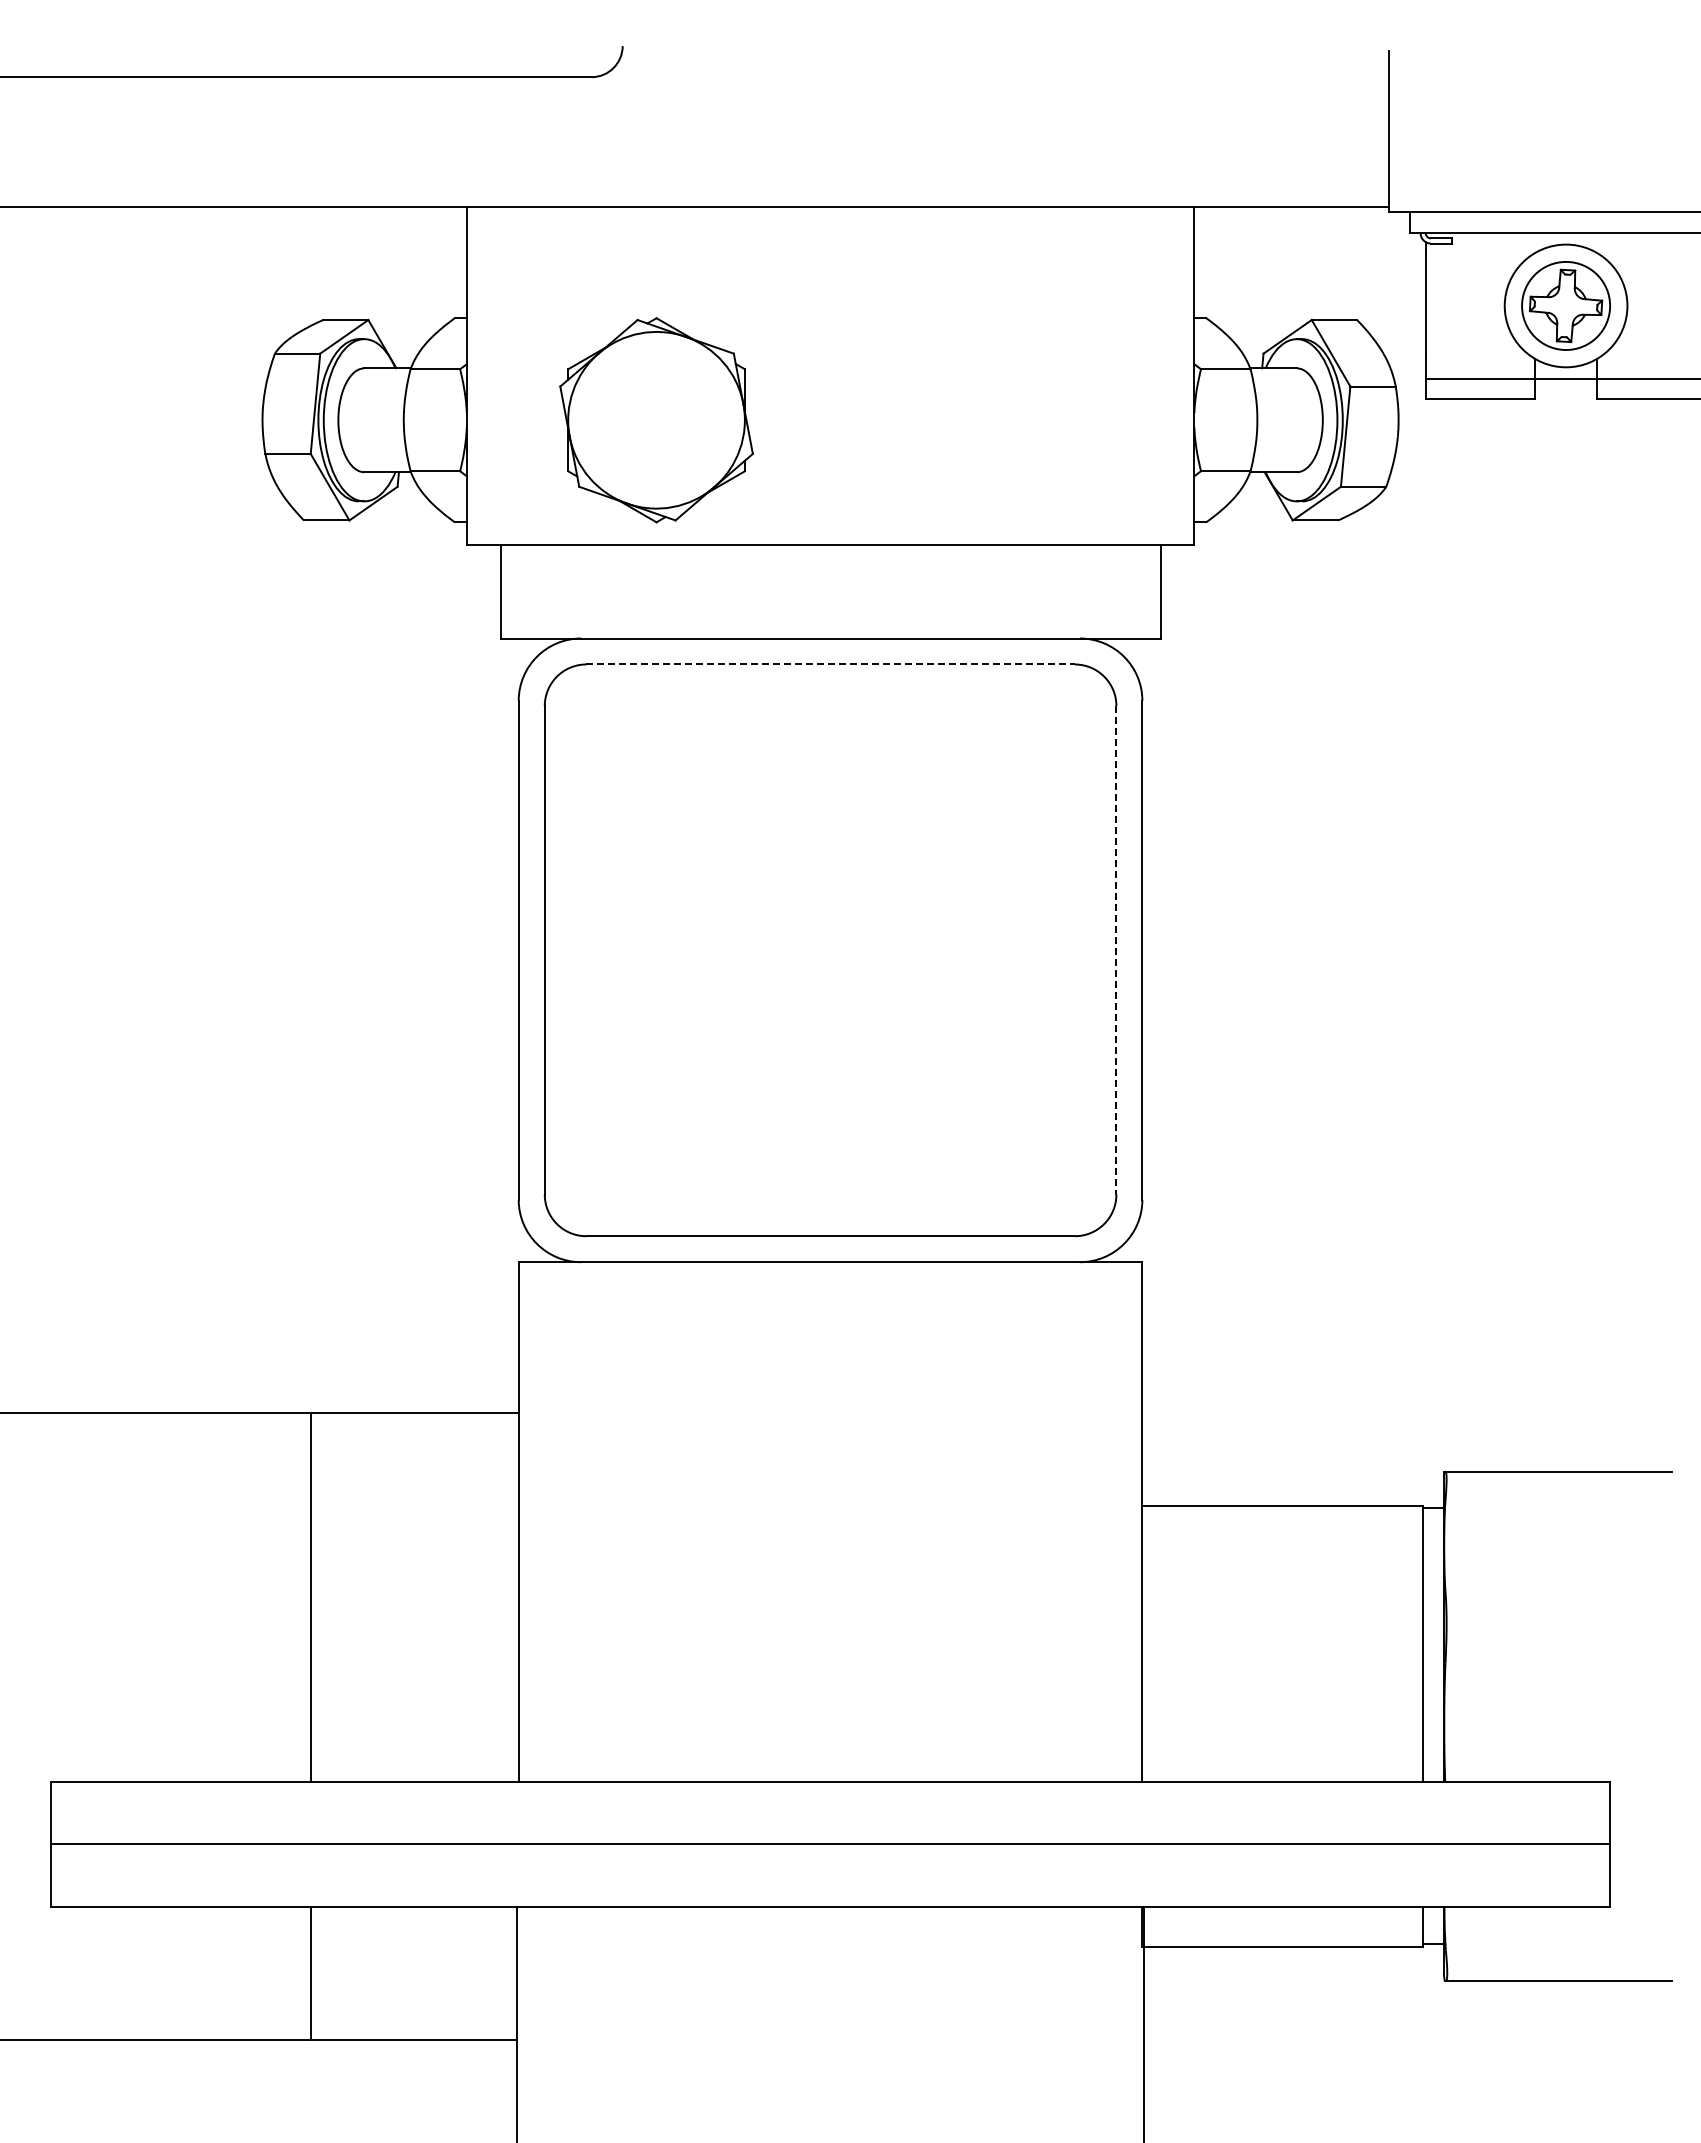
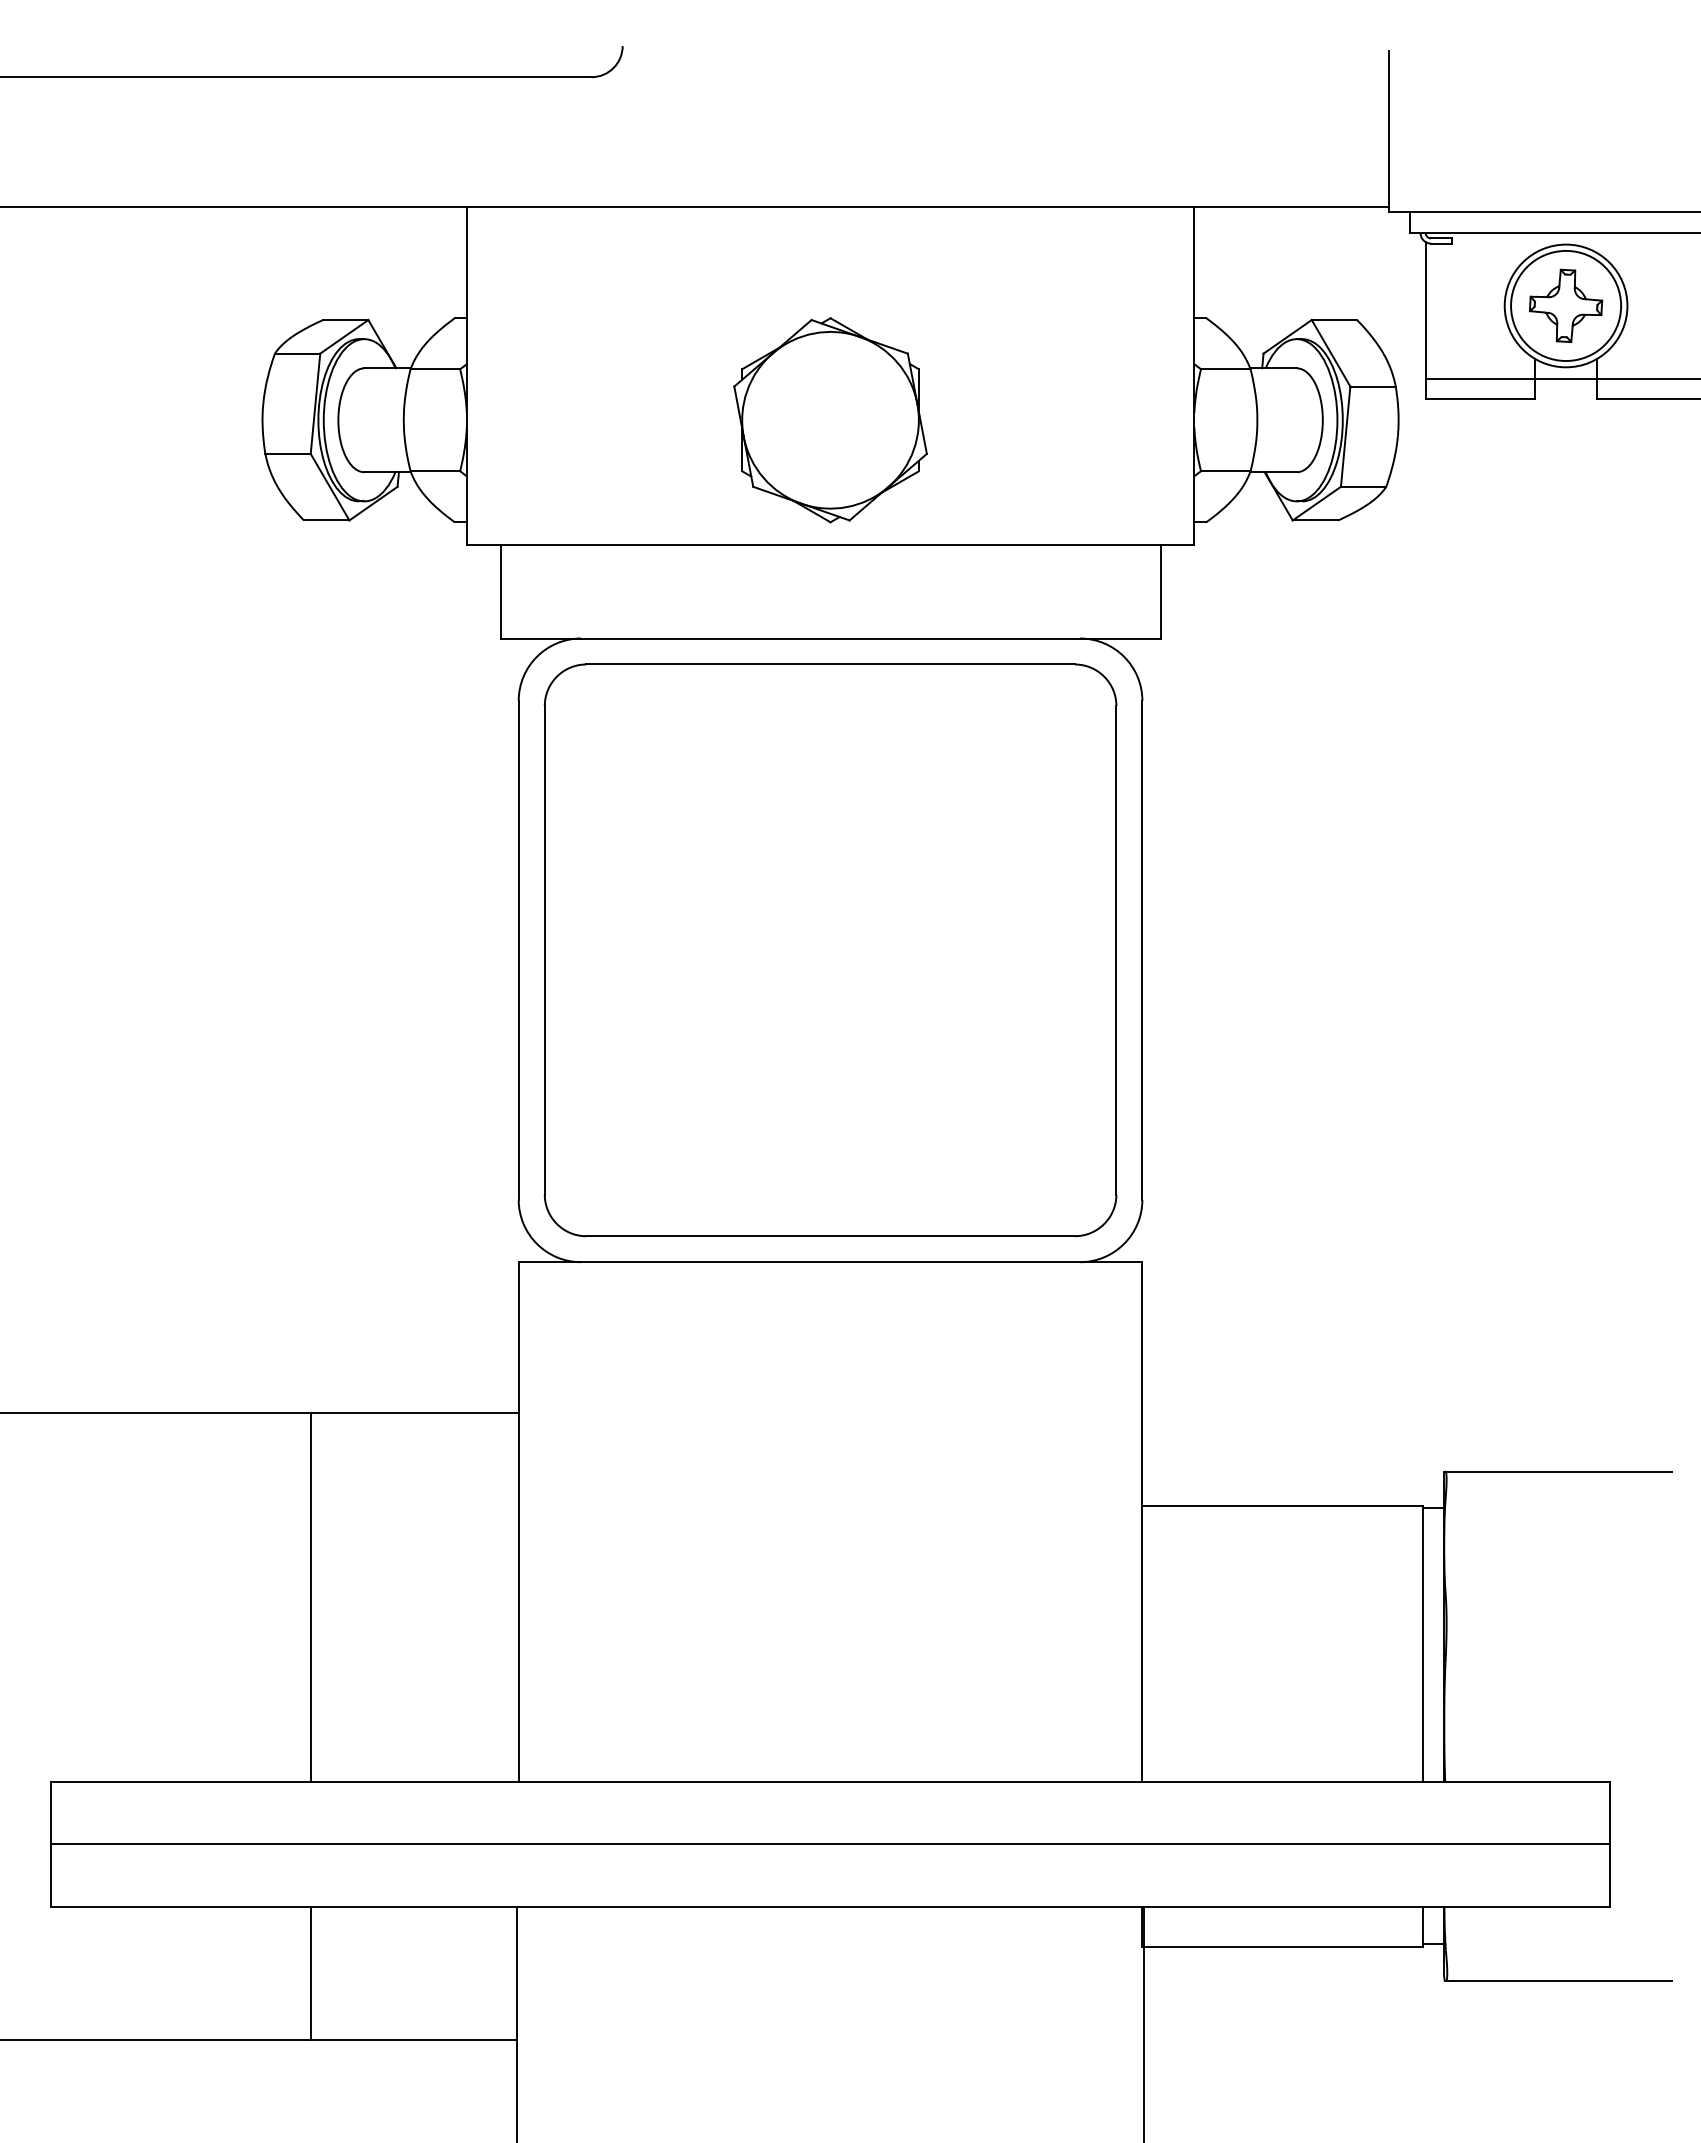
circle diameter: 88 px -> 110 px (1566, 305)
part position: (656, 420) -> (830, 420) (830, 420)
line: dashed -> solid (831, 664)
line: dashed -> solid (1116, 950)
